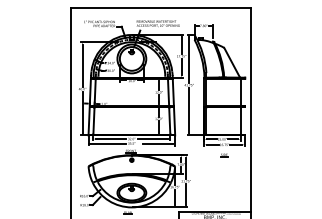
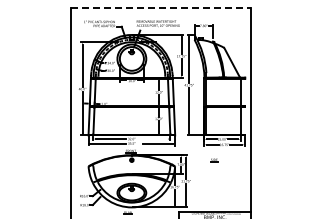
line: solid -> dashed (161, 7)
line: present -> none (152, 139)
part position: (224, 155) -> (214, 160) (214, 160)
